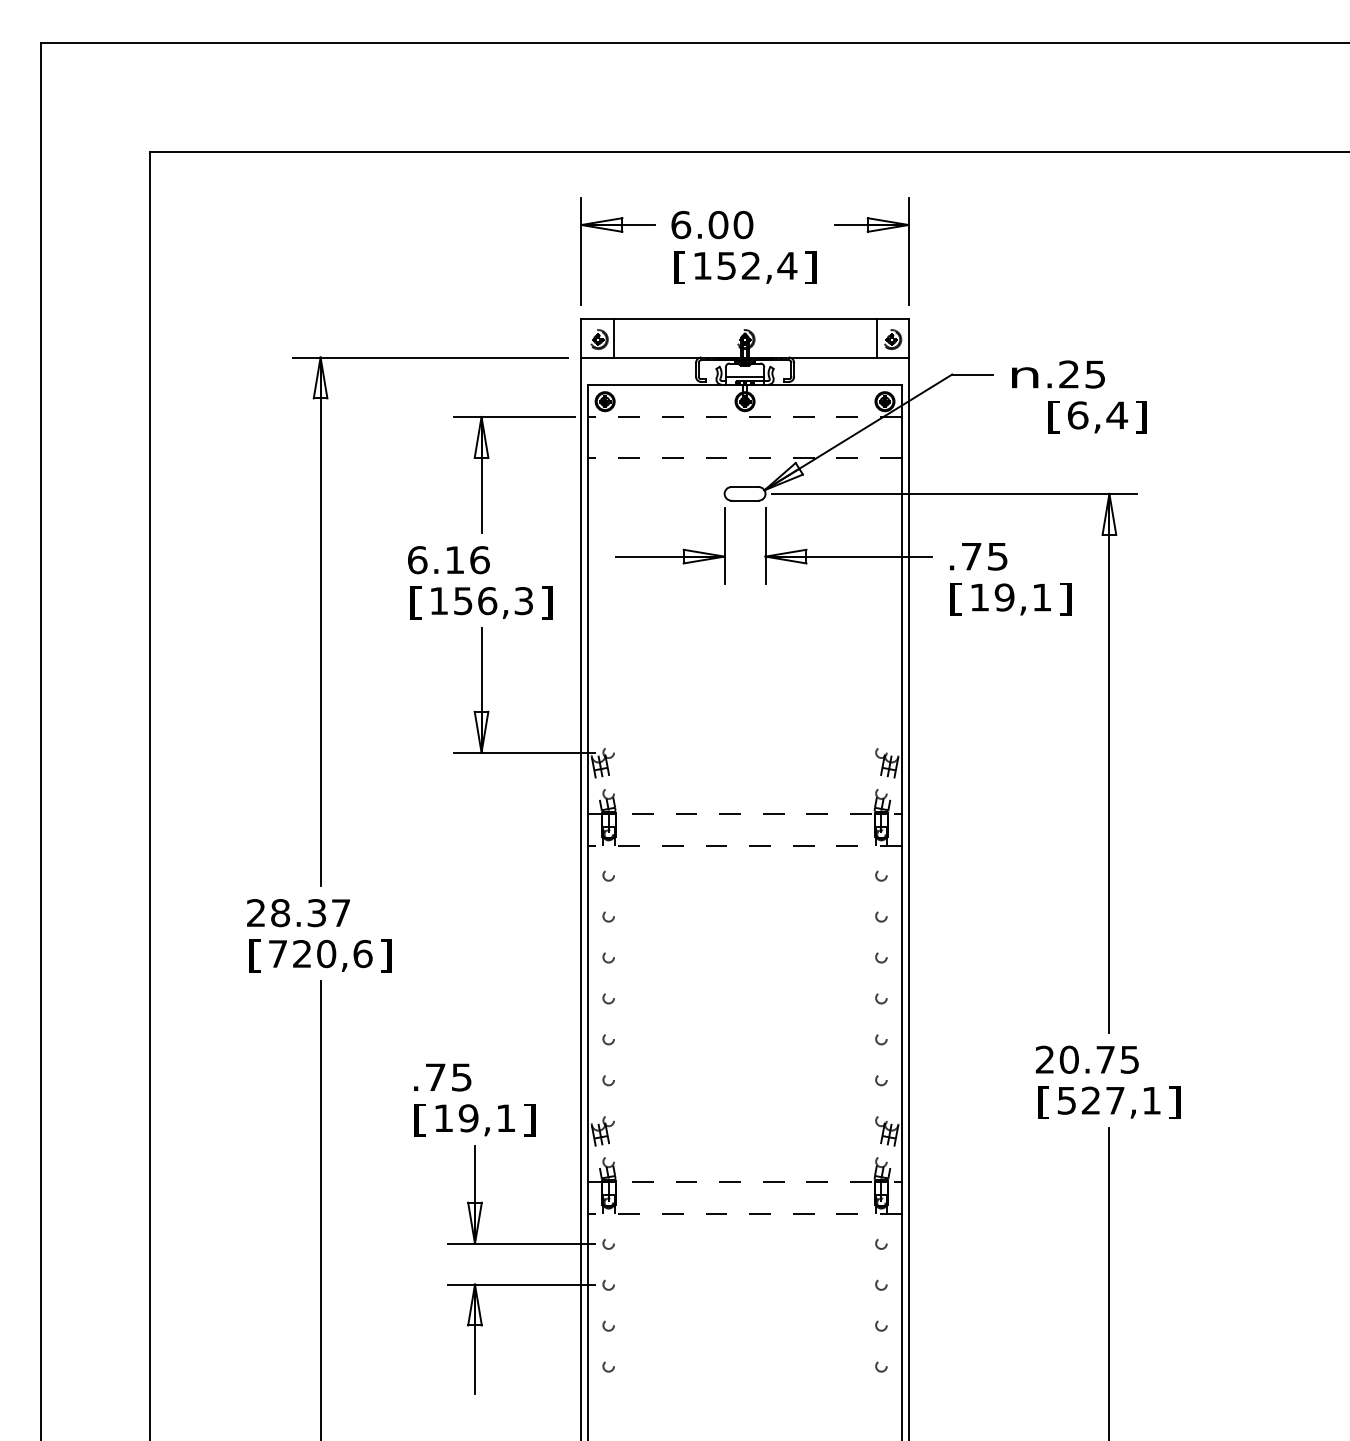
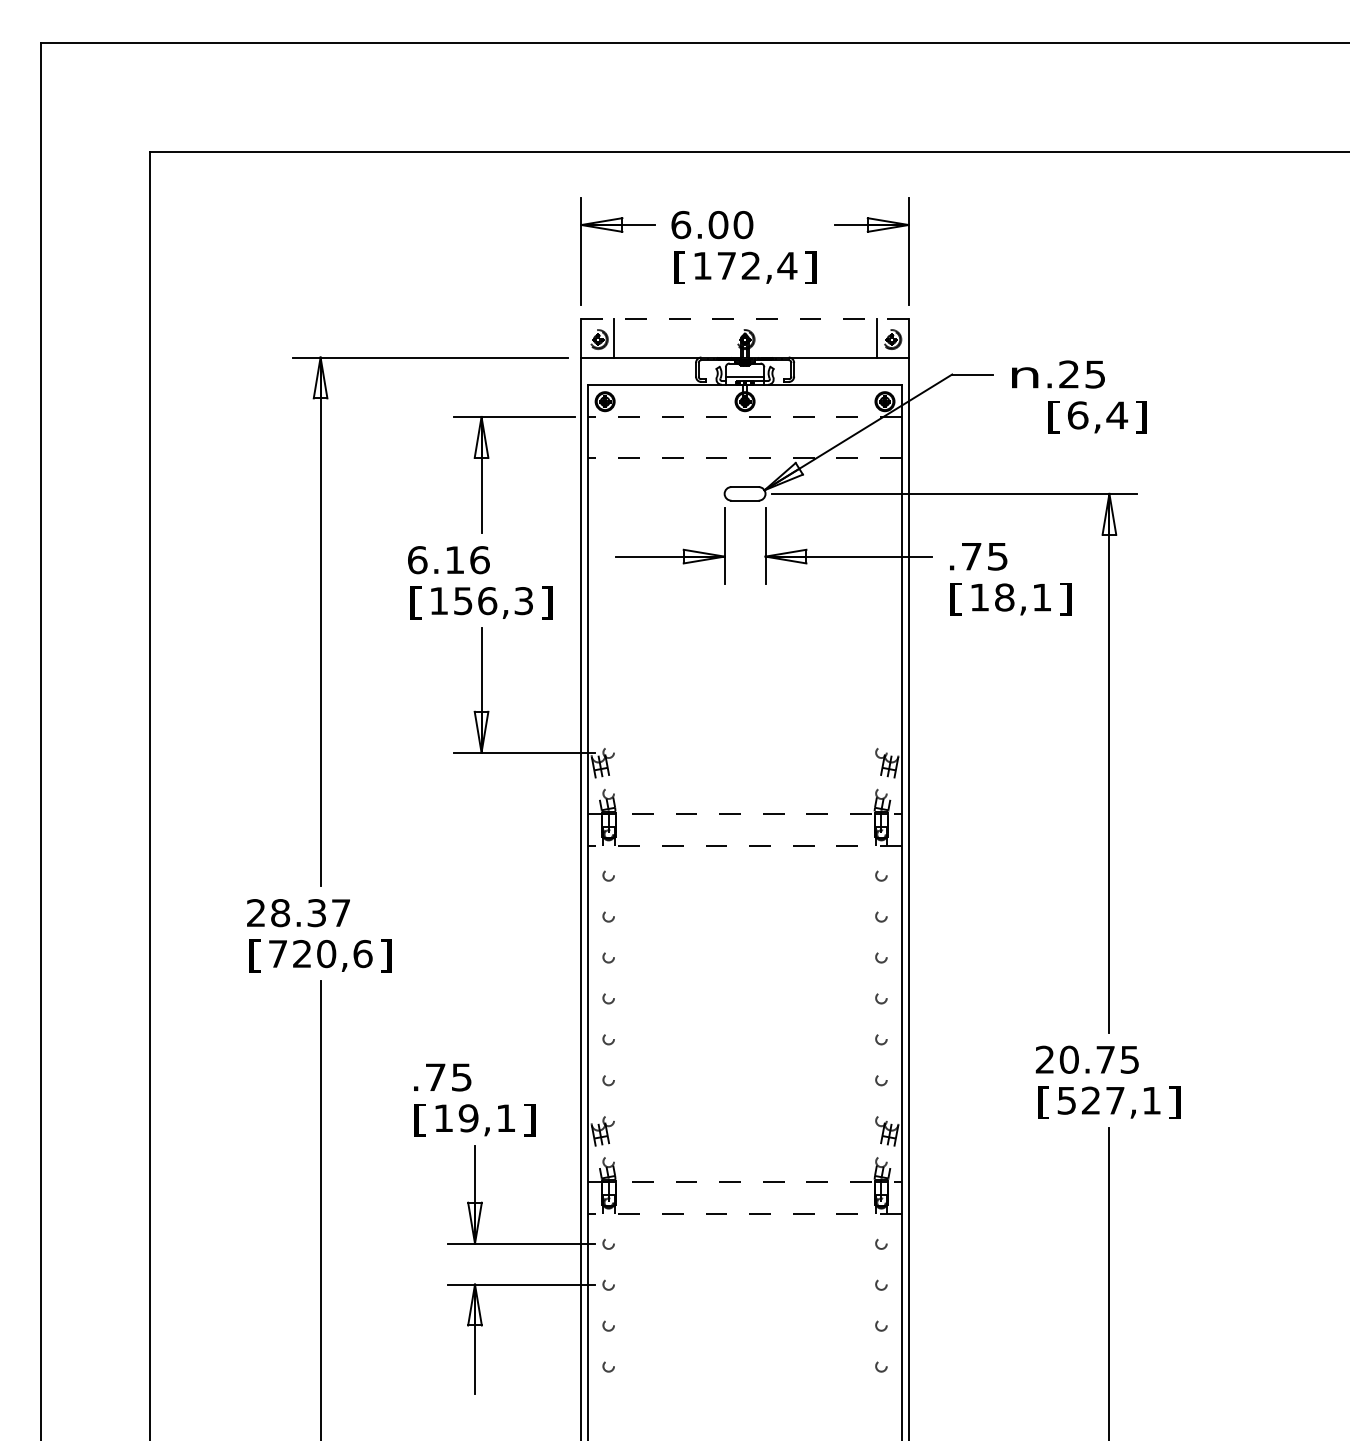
text: 152,4 -> 172,4 (726, 265)
line: solid -> dashed (745, 318)
text: 19,1 -> 18,1 (1004, 597)
